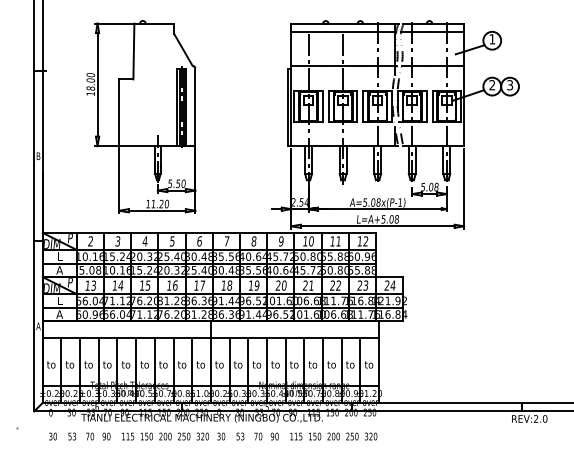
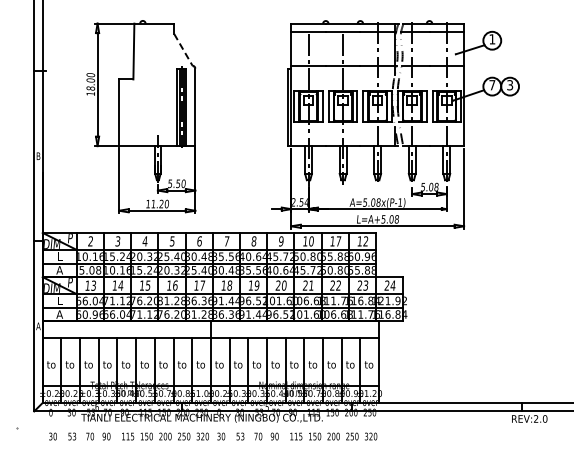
line: solid -> dashed (183, 50)
text: 2 -> 7 (492, 85)
text: 11 -> 17 (338, 241)
